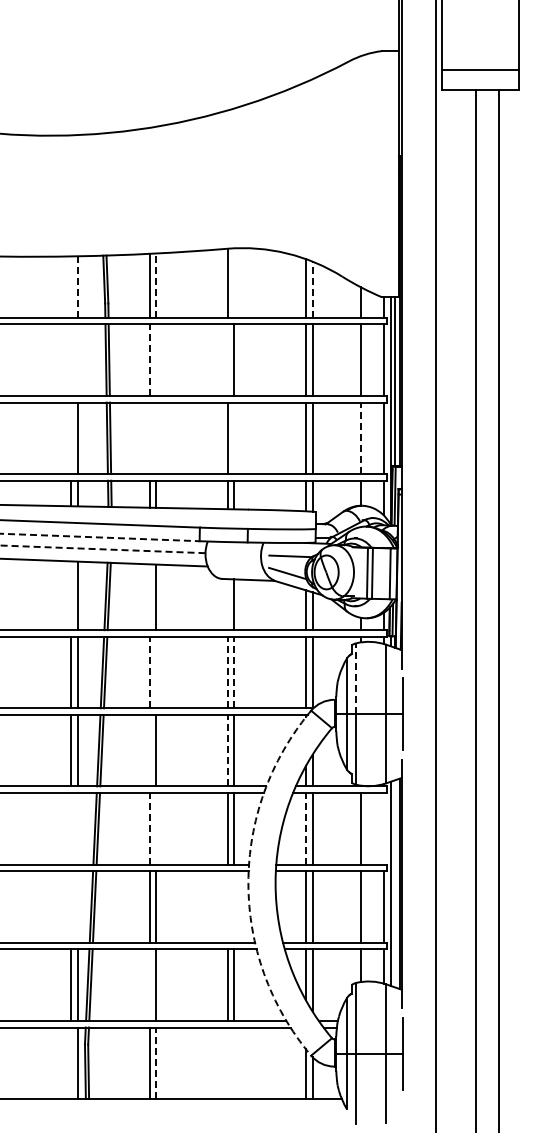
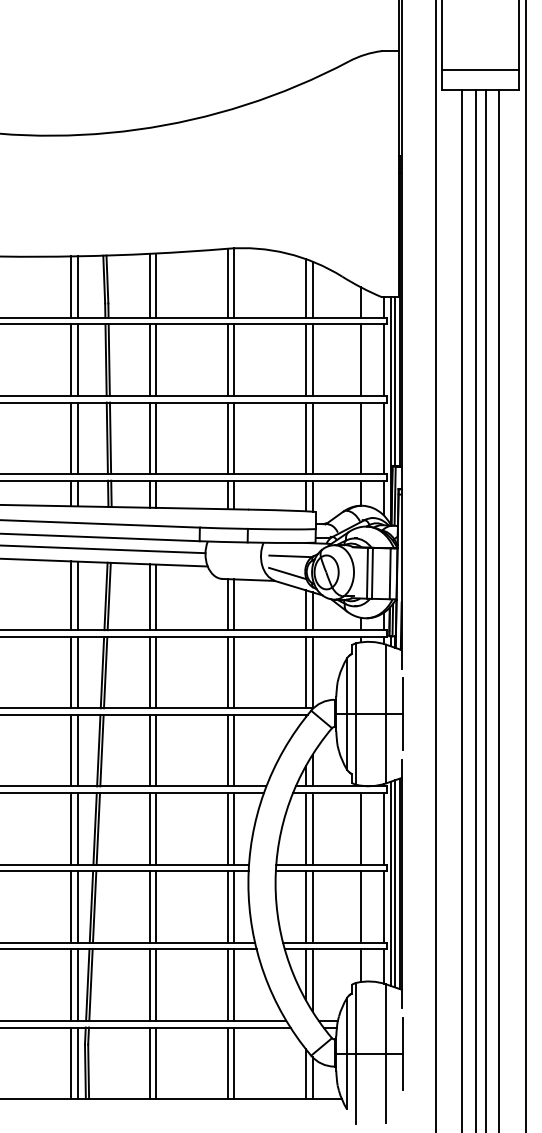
line: none -> present (234, 282)
line: dashed -> solid (156, 285)
line: none -> present (71, 286)
line: dashed -> solid (78, 287)
line: dashed -> solid (312, 289)
line: none -> present (71, 359)
line: none -> present (78, 359)
line: none -> present (156, 359)
line: none -> present (227, 359)
line: dashed -> solid (149, 360)
line: none -> present (71, 437)
line: none -> present (149, 437)
line: none -> present (156, 437)
line: none -> present (234, 437)
line: dashed -> solid (360, 438)
line: dashed -> solid (100, 537)
line: dashed -> solid (102, 549)
line: none -> present (525, 565)
line: none -> present (71, 595)
line: none -> present (149, 597)
line: none -> present (227, 604)
line: none -> present (461, 609)
line: none -> present (485, 609)
line: dashed -> solid (149, 672)
line: none -> present (156, 672)
line: dashed -> solid (227, 672)
line: dashed -> solid (234, 672)
line: dashed -> solid (356, 678)
line: none -> present (149, 750)
line: dashed -> solid (227, 750)
line: none -> present (71, 828)
line: none -> present (78, 828)
line: dashed -> solid (149, 828)
line: none -> present (156, 828)
line: dashed -> solid (305, 828)
line: none -> present (383, 828)
arc: dashed -> solid (248, 883)
line: none -> present (394, 883)
line: none -> present (71, 906)
line: none -> present (78, 906)
line: none -> present (227, 906)
line: none -> present (234, 906)
line: none -> present (149, 984)
line: none -> present (71, 1062)
line: none -> present (227, 1062)
line: none -> present (234, 1062)
line: dashed -> solid (156, 1063)
